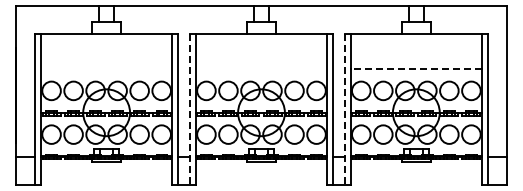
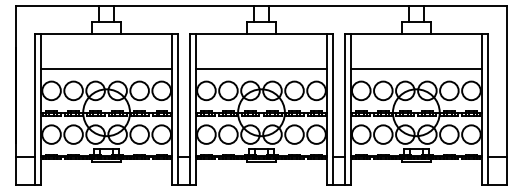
line: none -> present (106, 69)
line: none -> present (261, 69)
line: dashed -> solid (416, 69)
line: dashed -> solid (190, 110)
line: dashed -> solid (344, 110)
